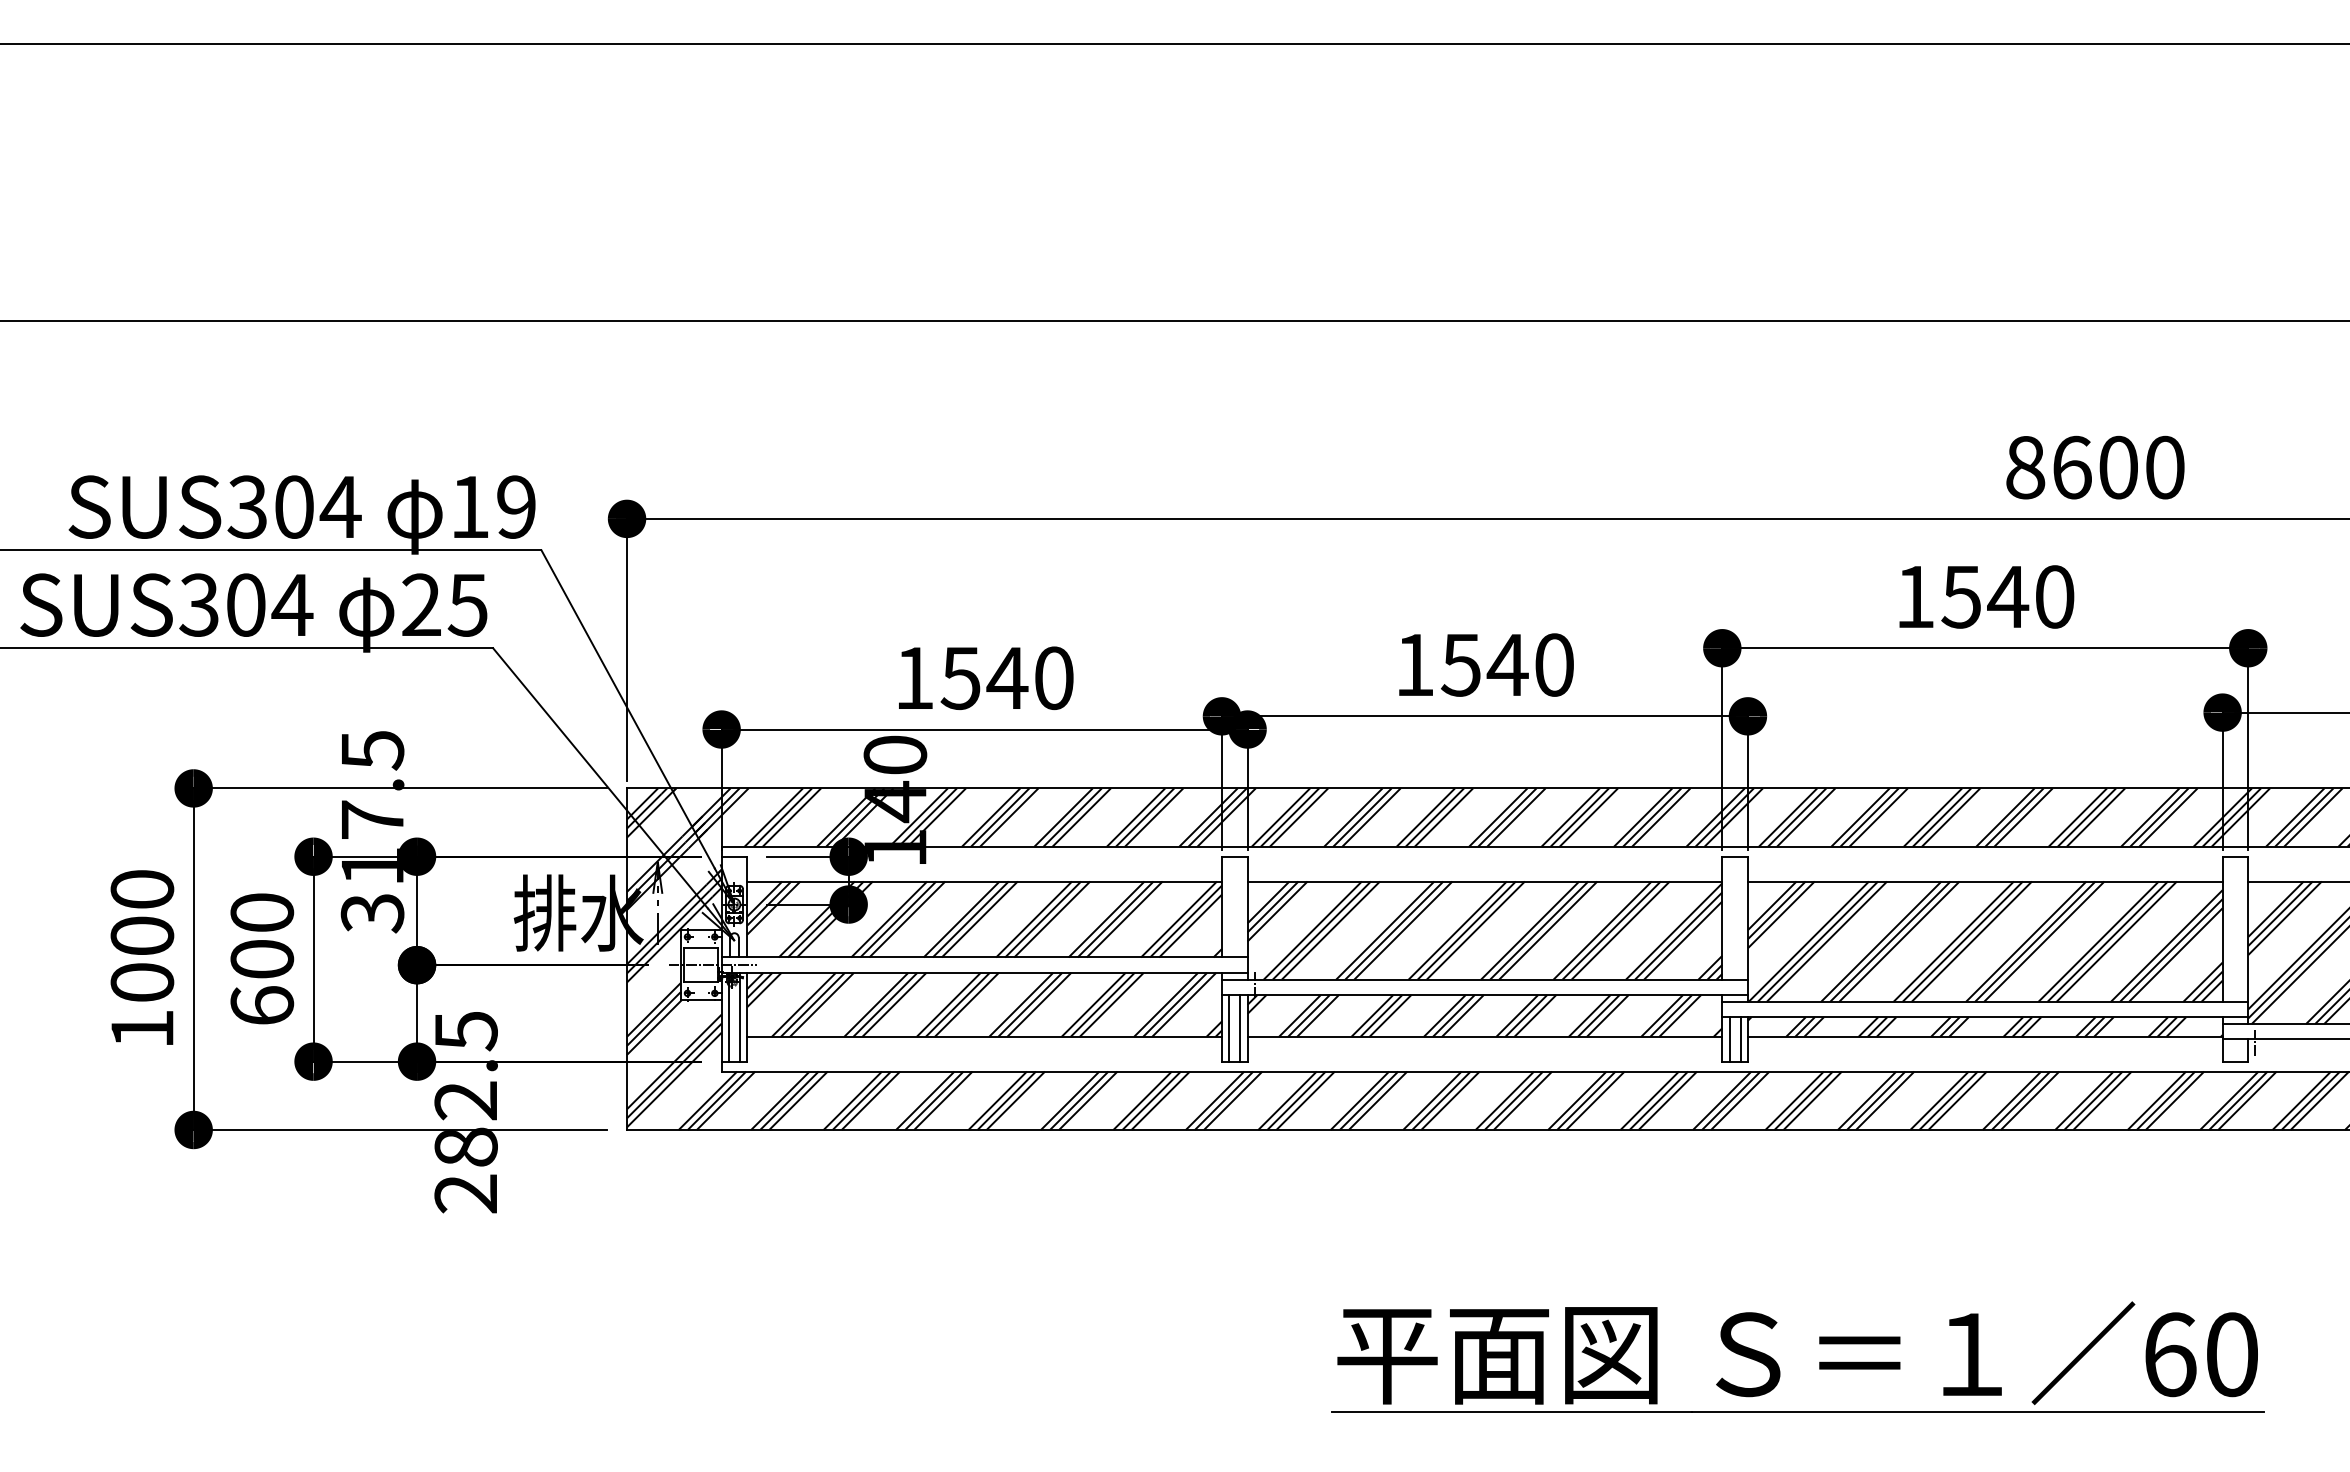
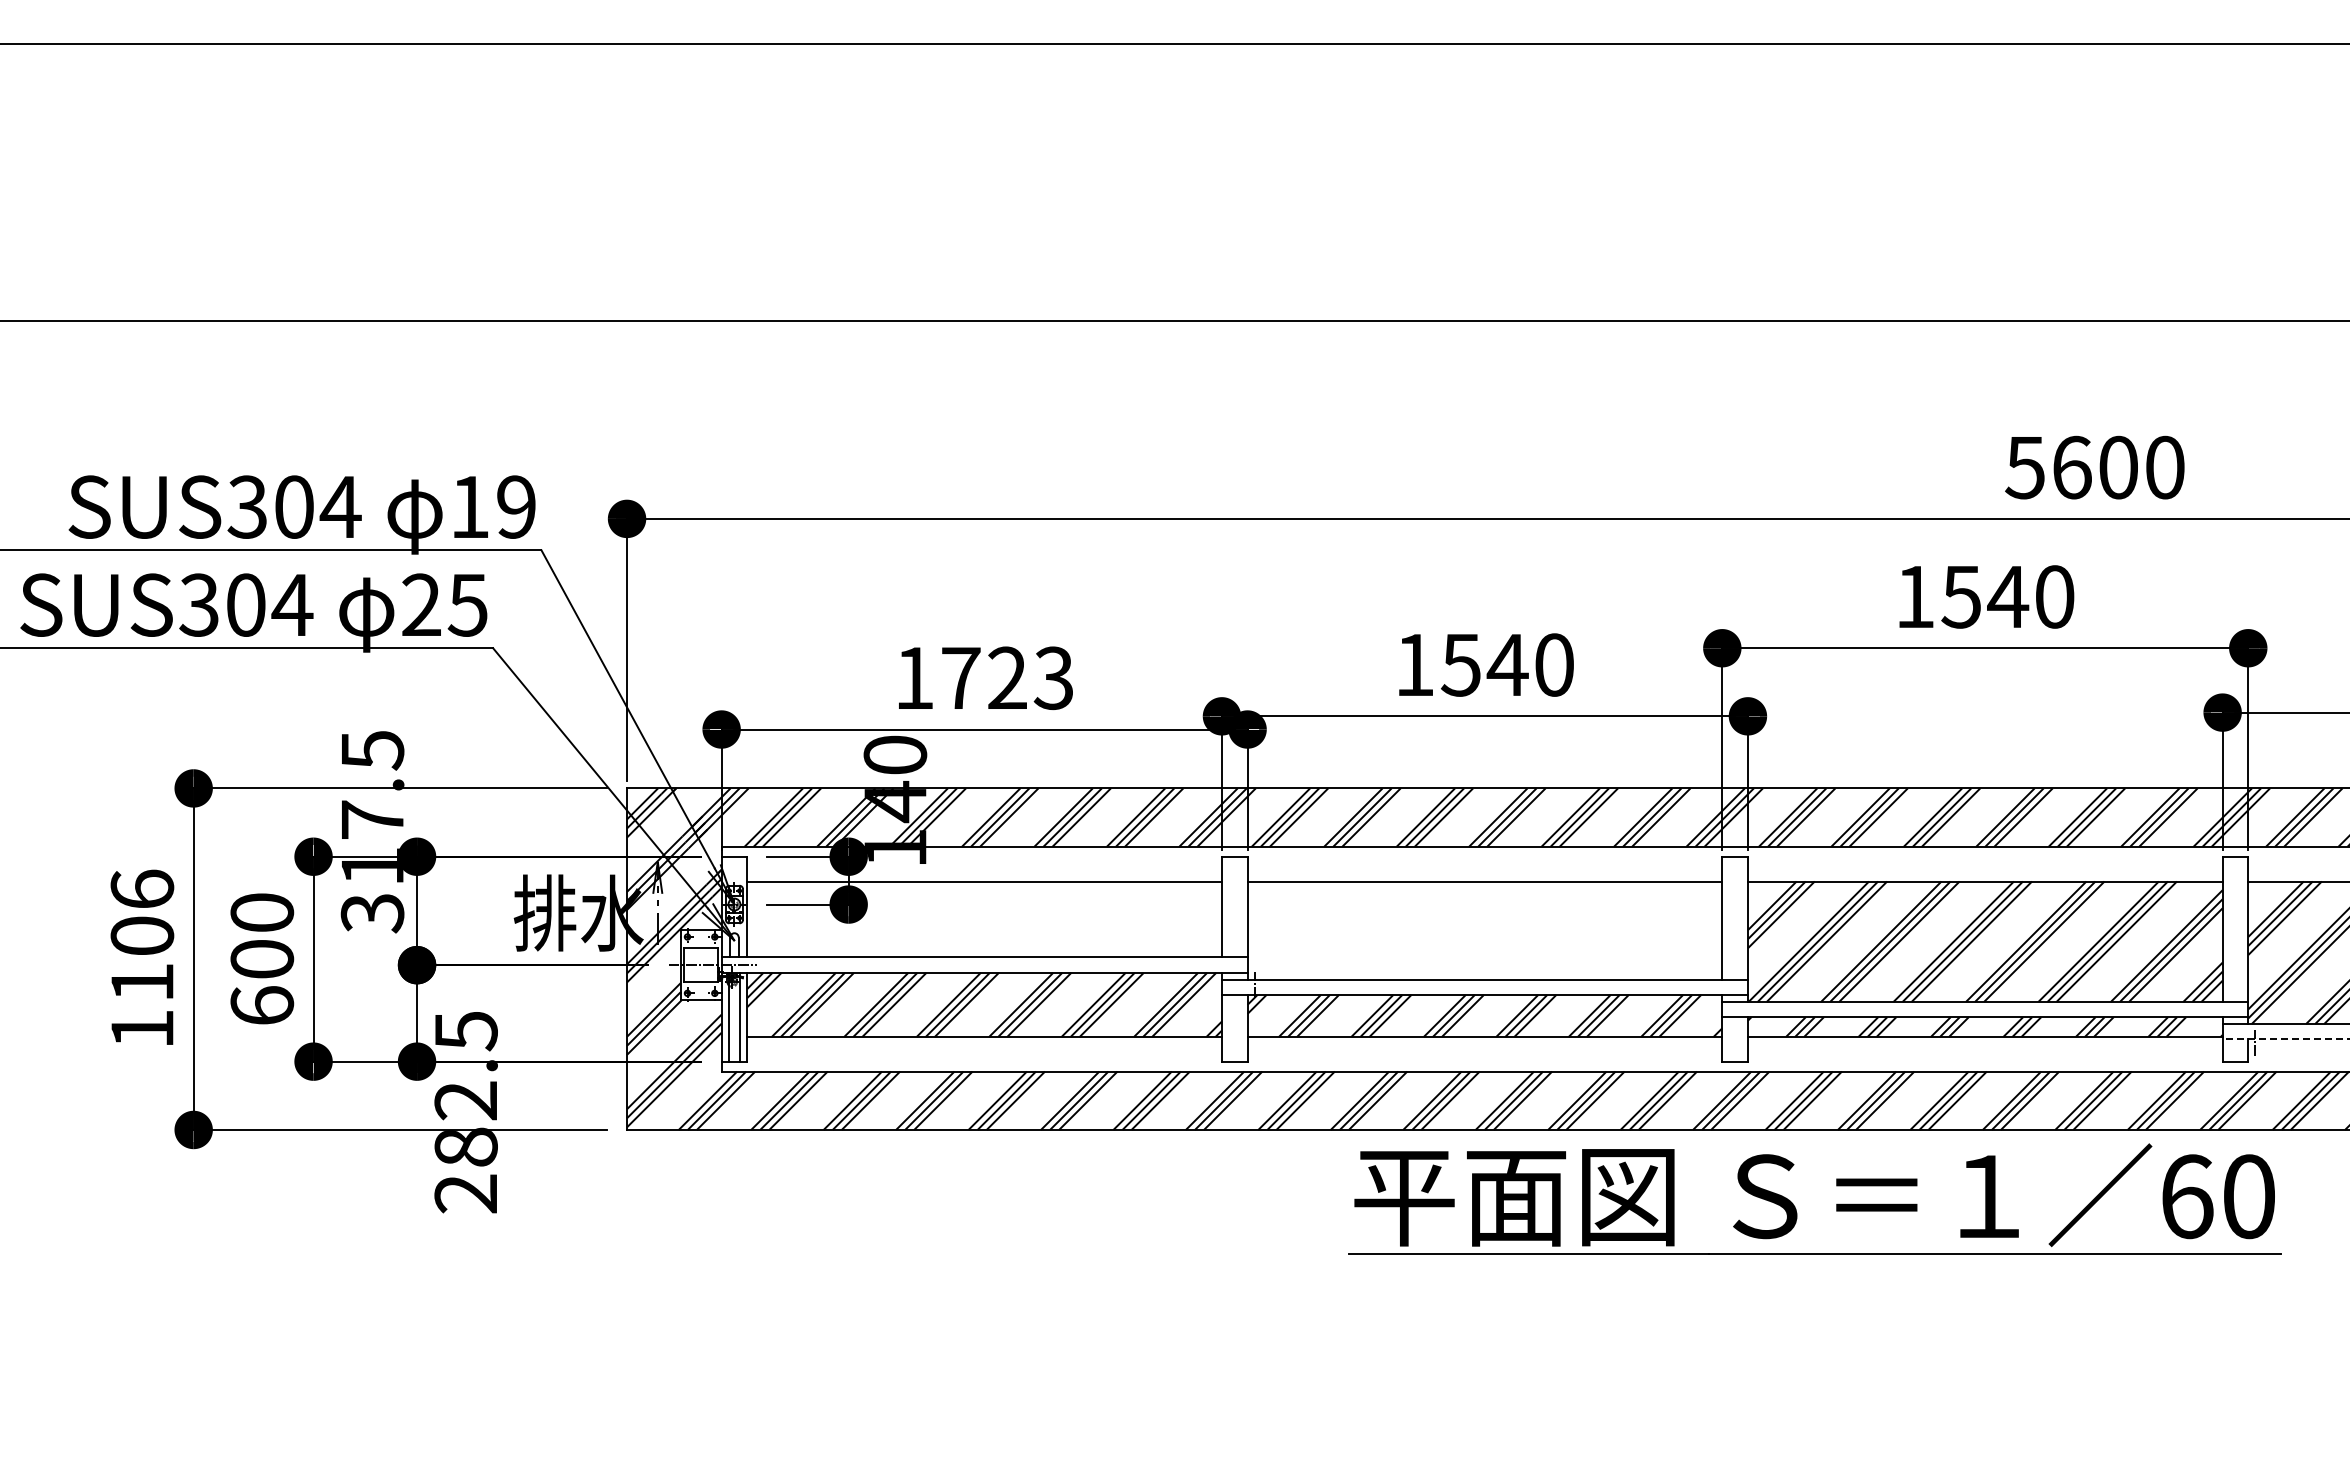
text: 8600 -> 5600 (2025, 467)
text: 1540 -> 1723 (1006, 678)
hatch: present -> none (984, 919)
hatch: present -> none (1484, 930)
text: 1000 -> 1106 (142, 935)
line: present -> none (1229, 1028)
line: present -> none (1240, 1028)
line: present -> none (1729, 1039)
line: present -> none (1740, 1039)
line: solid -> dashed (2285, 1039)
part position: (1778, 1364) -> (1795, 1206) (1795, 1206)
